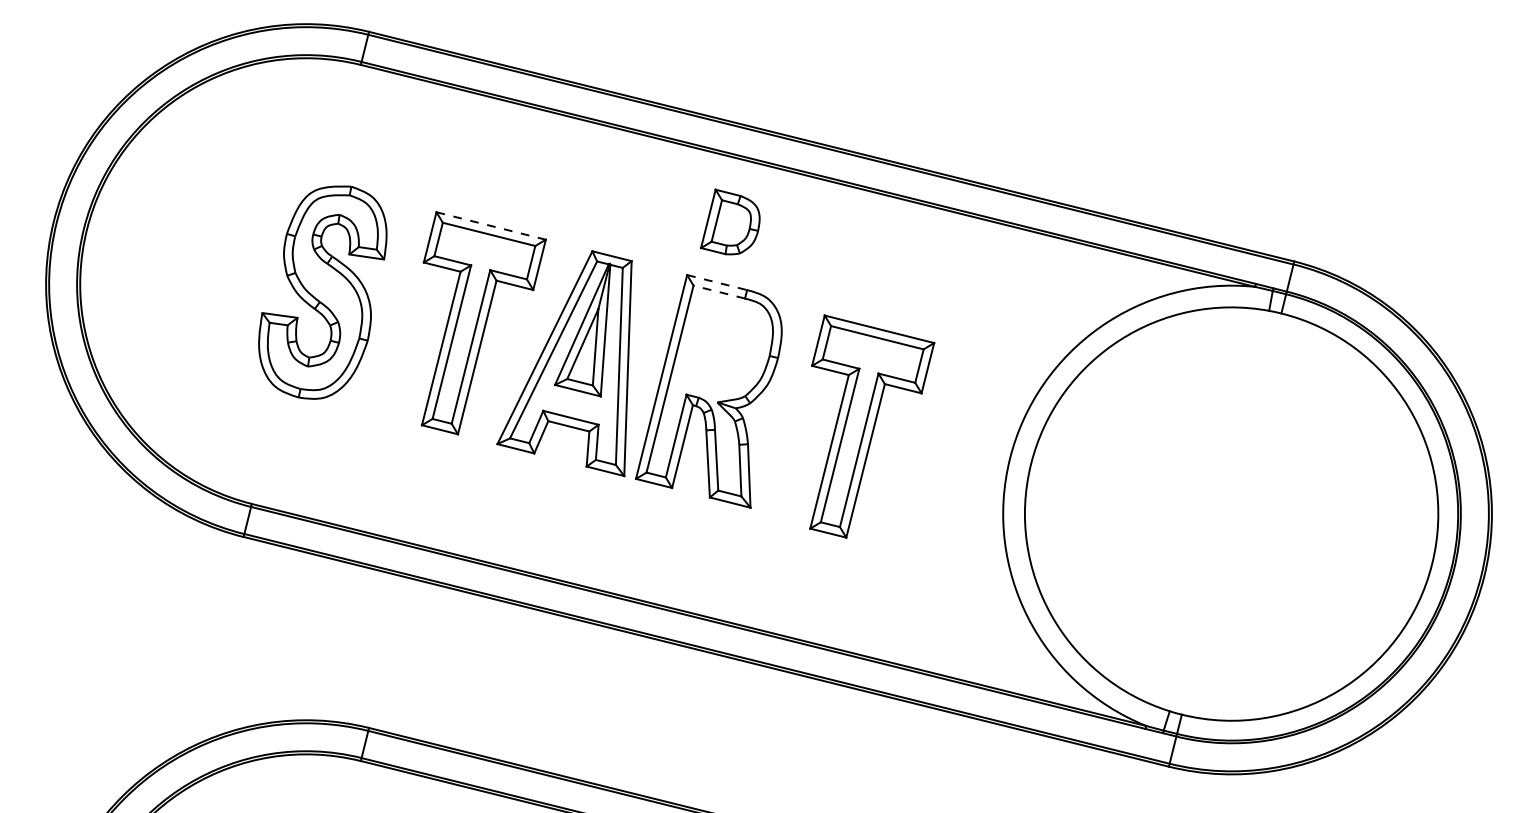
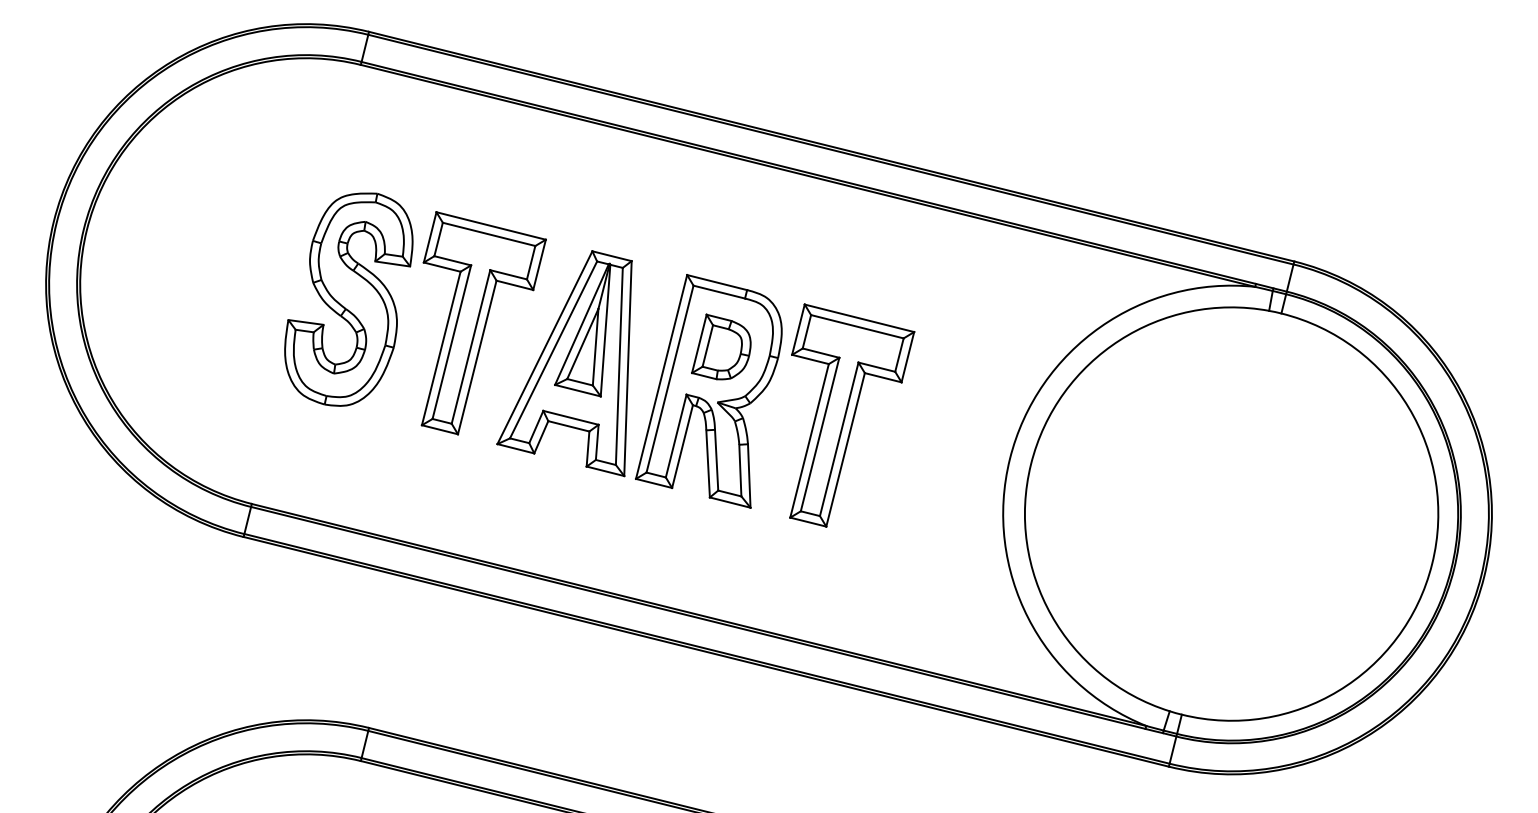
part position: (730, 221) -> (721, 346) (721, 346)
line: dashed -> solid (491, 226)
line: dashed -> solid (717, 282)
part position: (322, 292) -> (348, 299) (348, 299)
line: dashed -> solid (719, 292)
part position: (872, 426) -> (852, 415) (852, 415)
